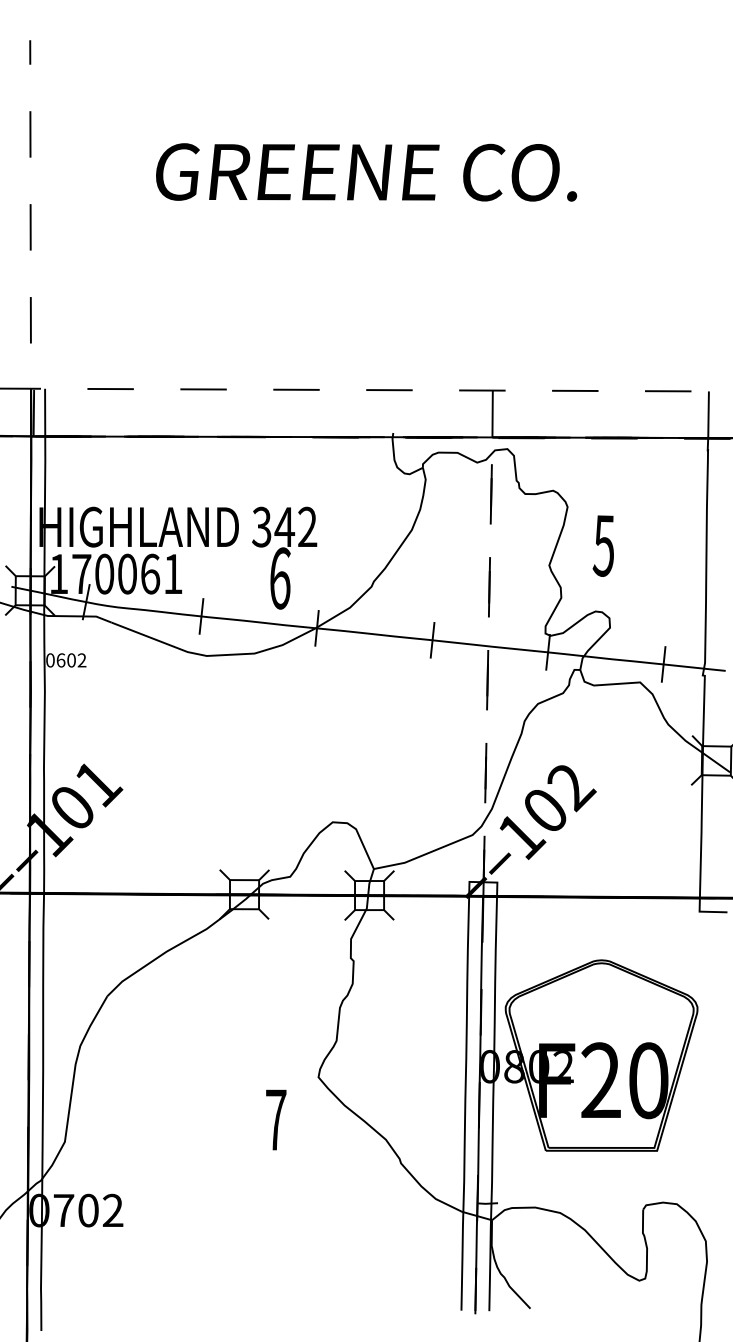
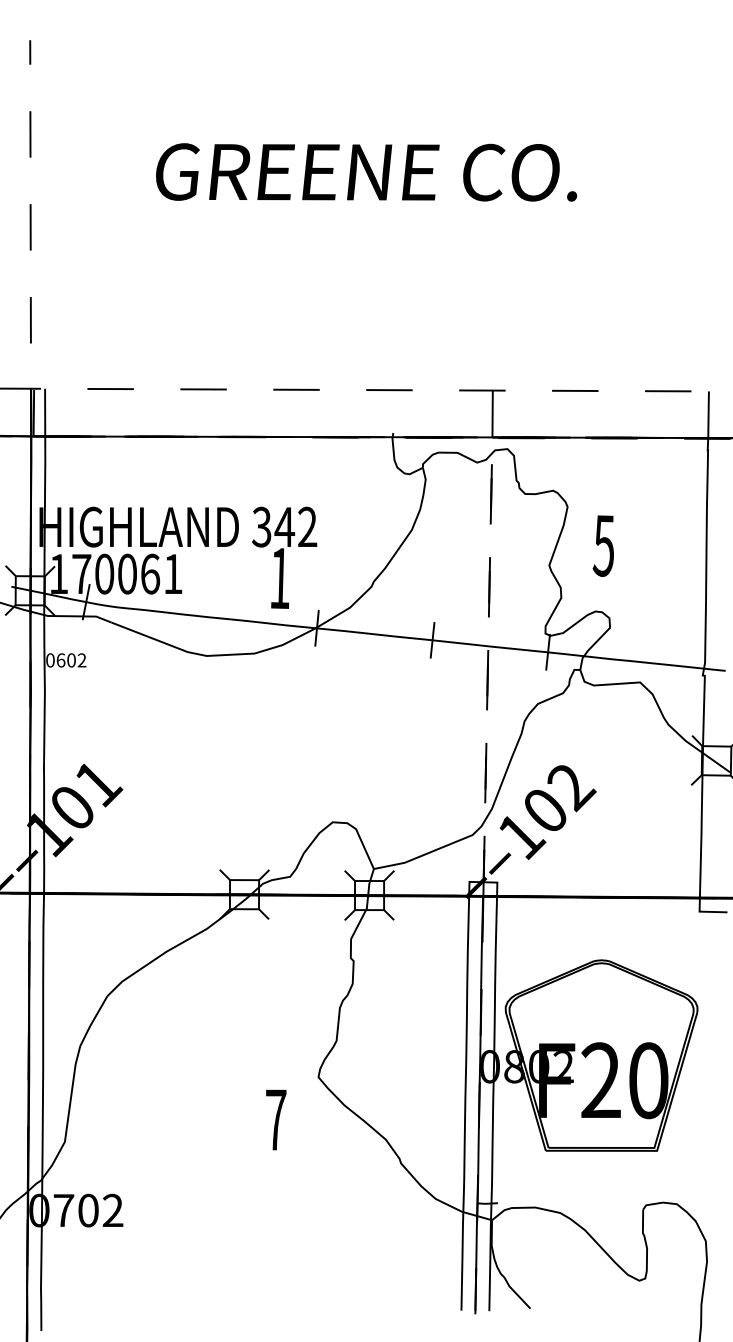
text: 6 -> 1 (280, 578)
line: present -> none (201, 616)
line: present -> none (663, 664)
